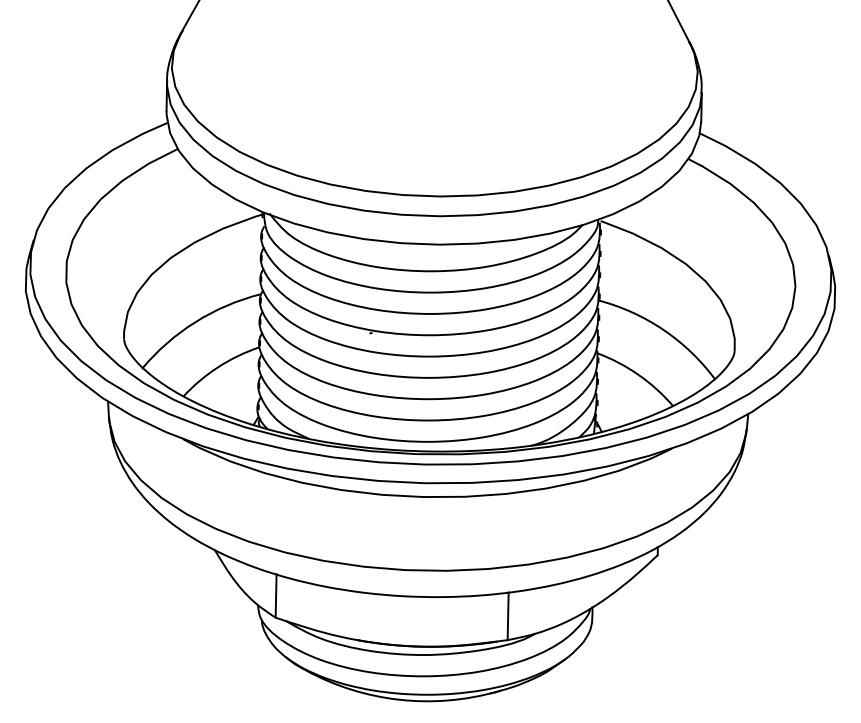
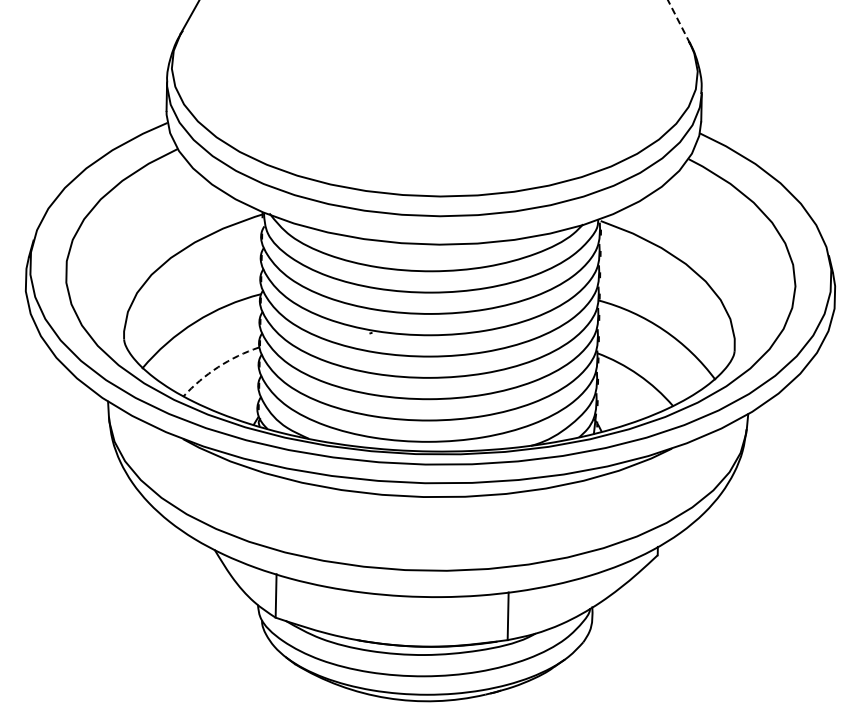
line: solid -> dashed (678, 21)
arc: solid -> dashed (218, 367)
